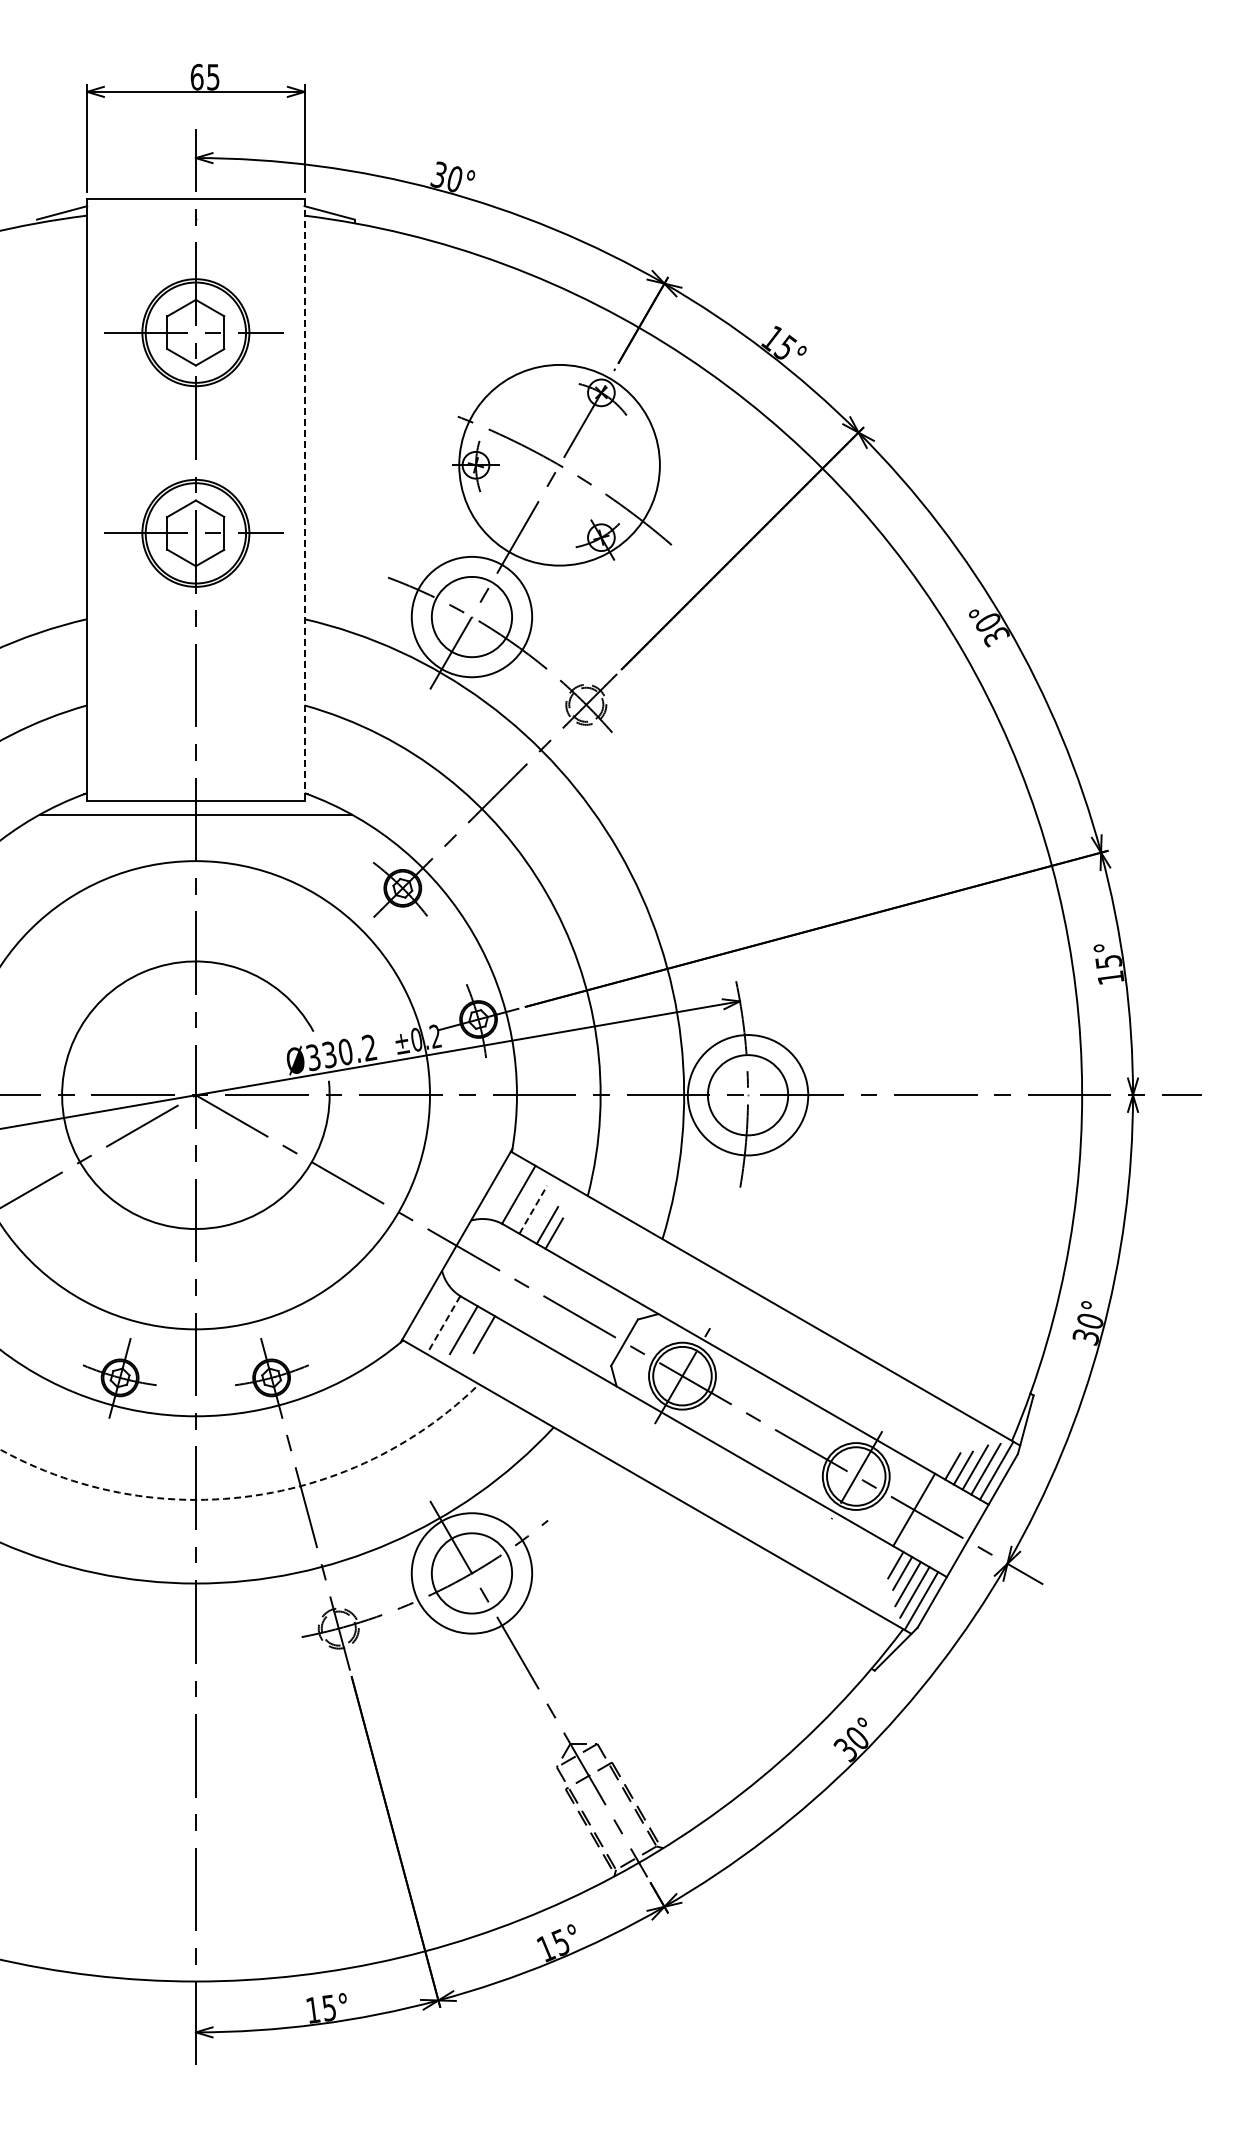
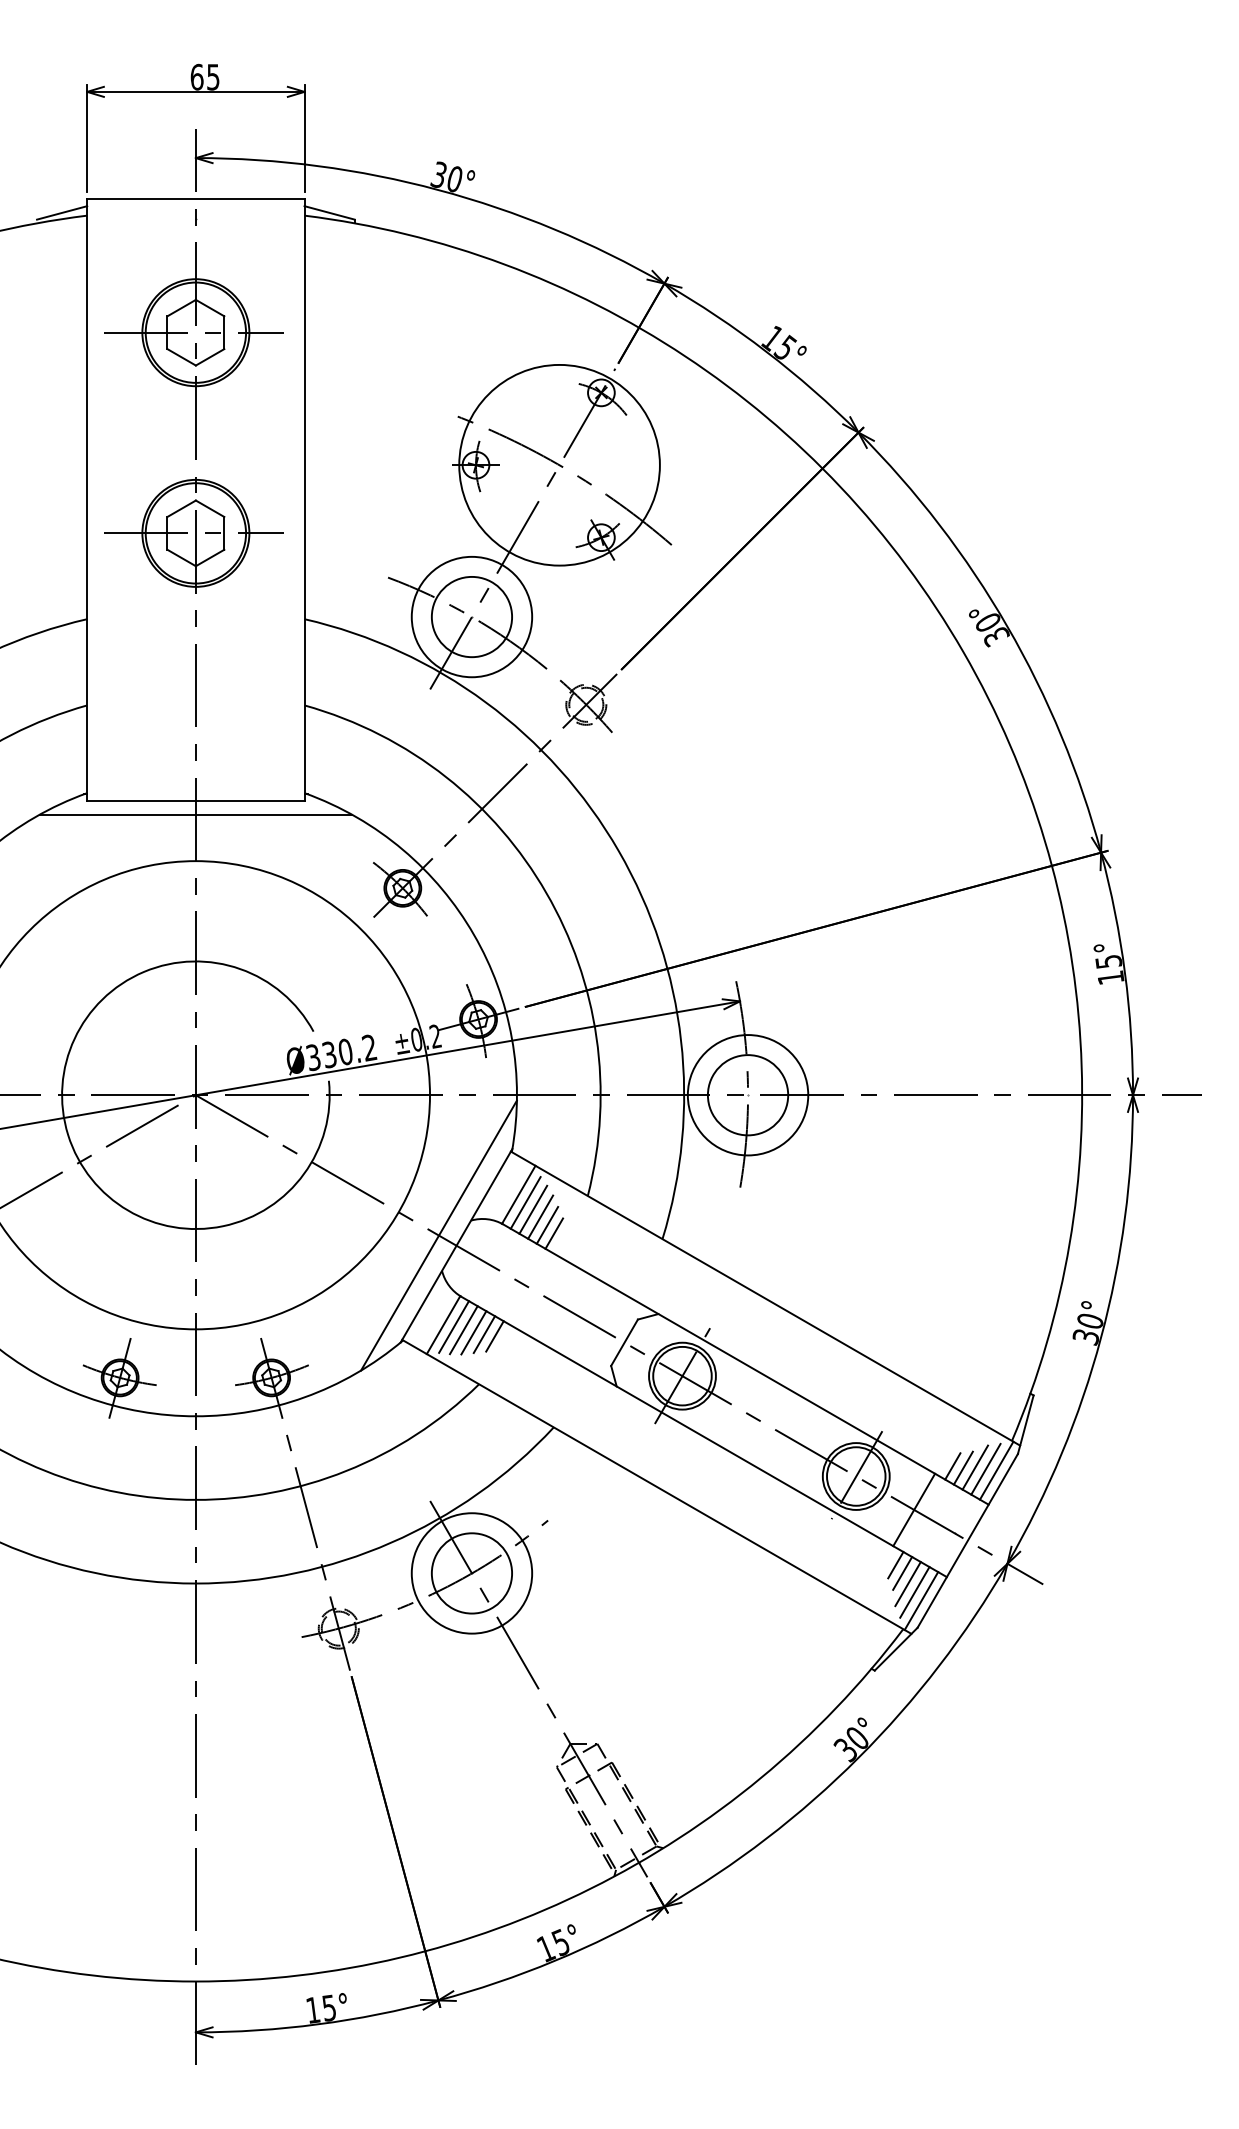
line: dashed -> solid (304, 499)
line: none -> present (525, 1202)
line: dashed -> solid (533, 1209)
line: none -> present (540, 1216)
line: none -> present (438, 1235)
line: dashed -> solid (443, 1325)
line: none -> present (453, 1326)
line: none -> present (473, 1332)
line: none -> present (494, 1336)
arc: dashed -> solid (249, 1496)
